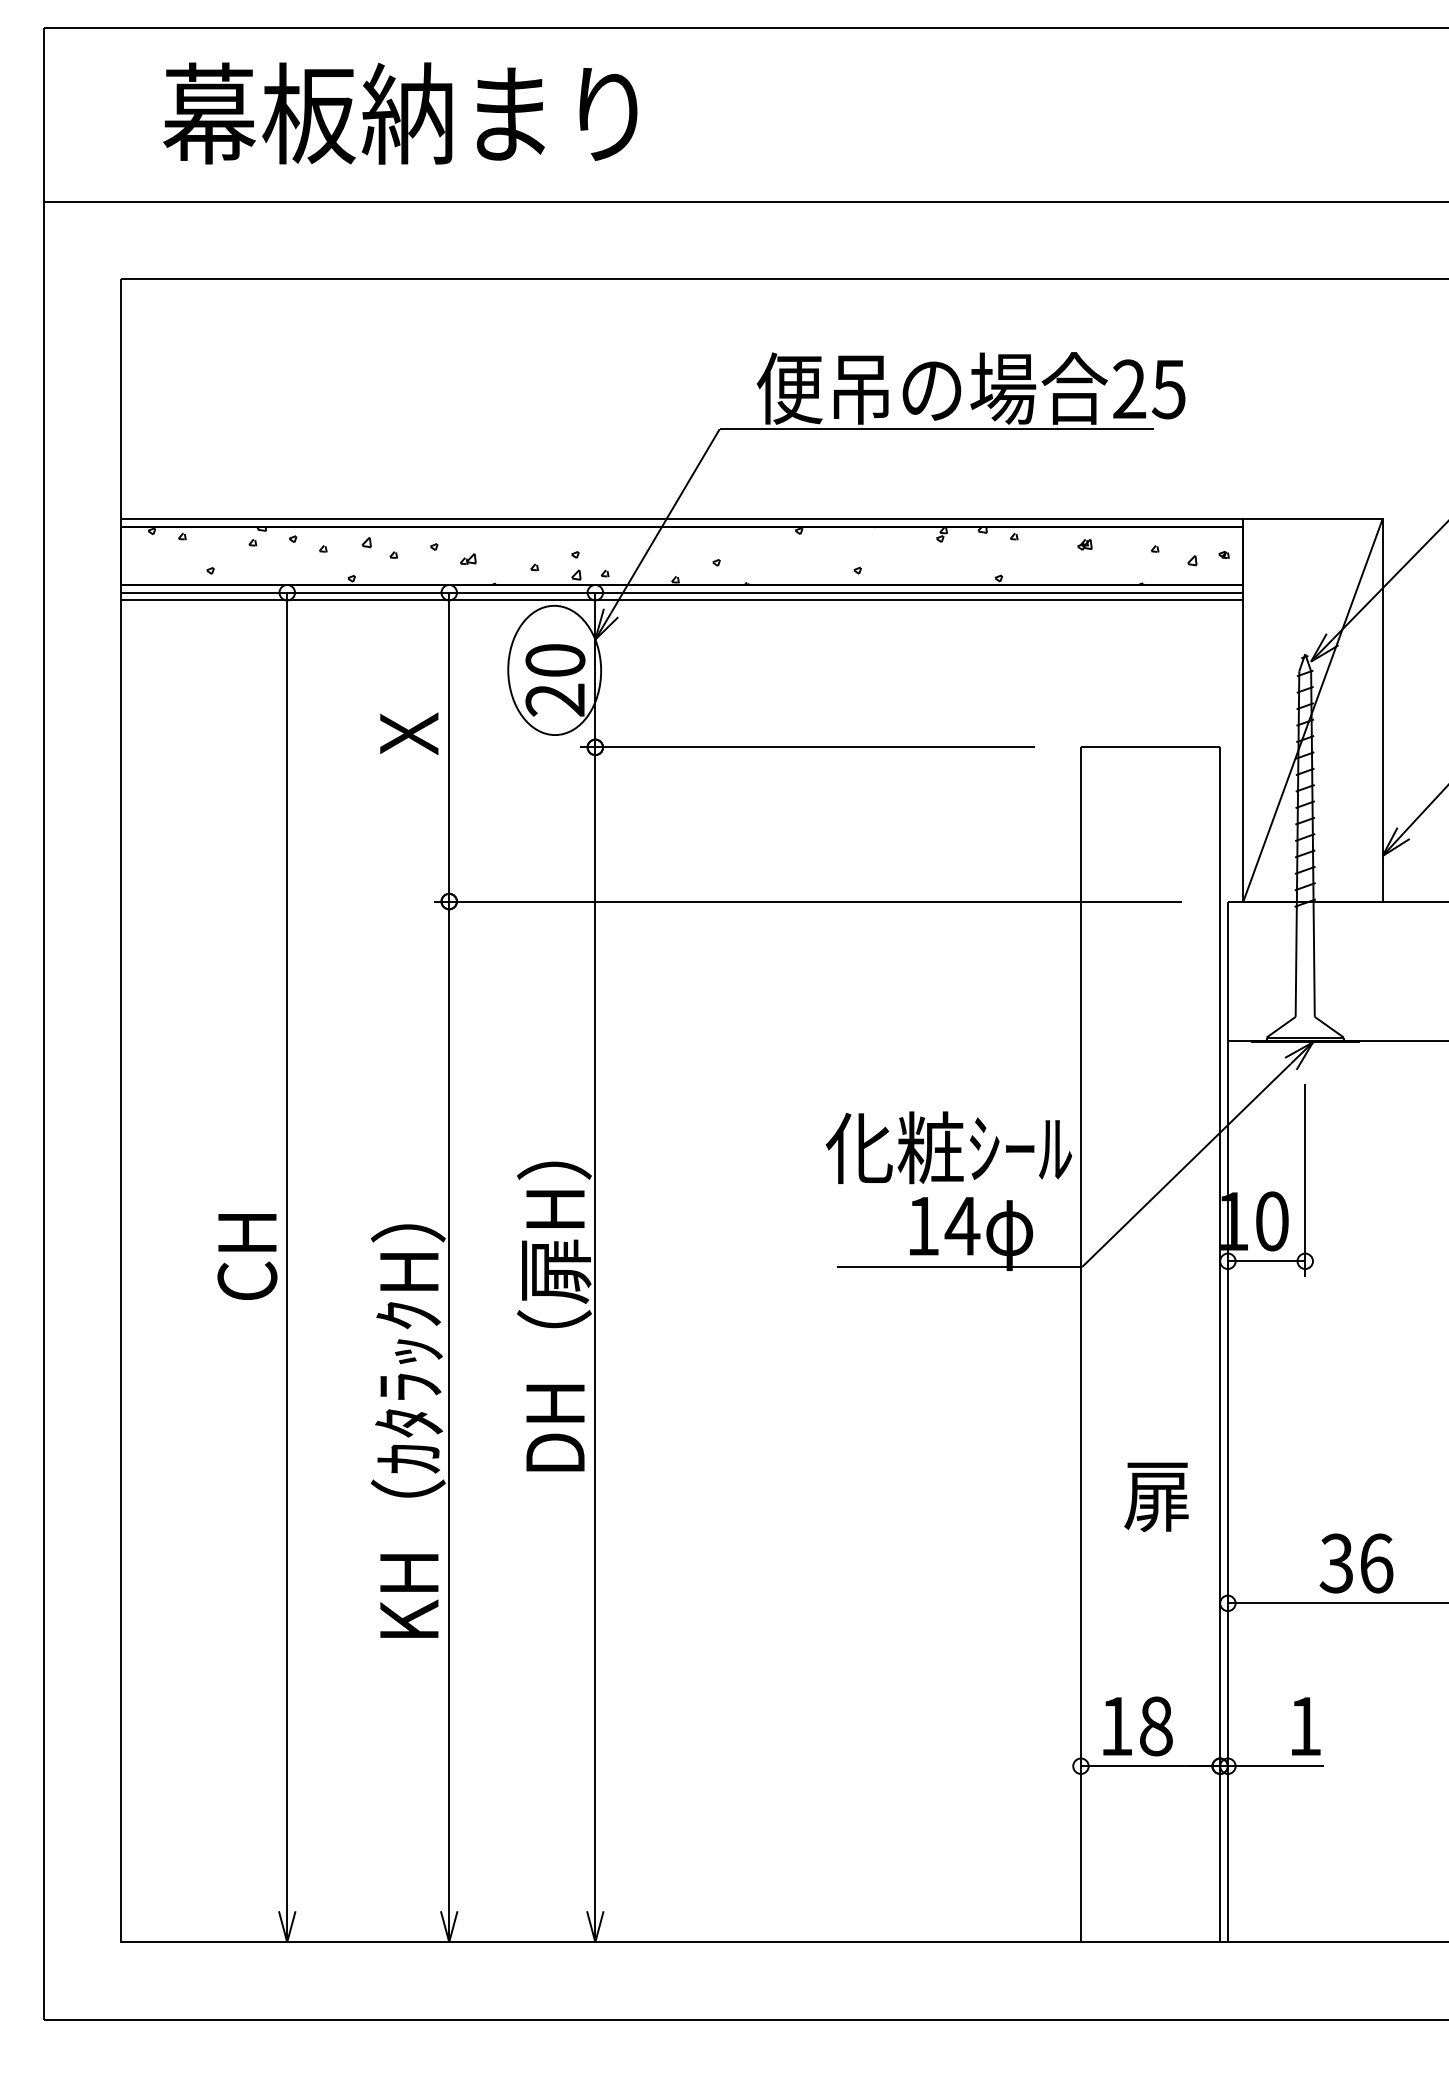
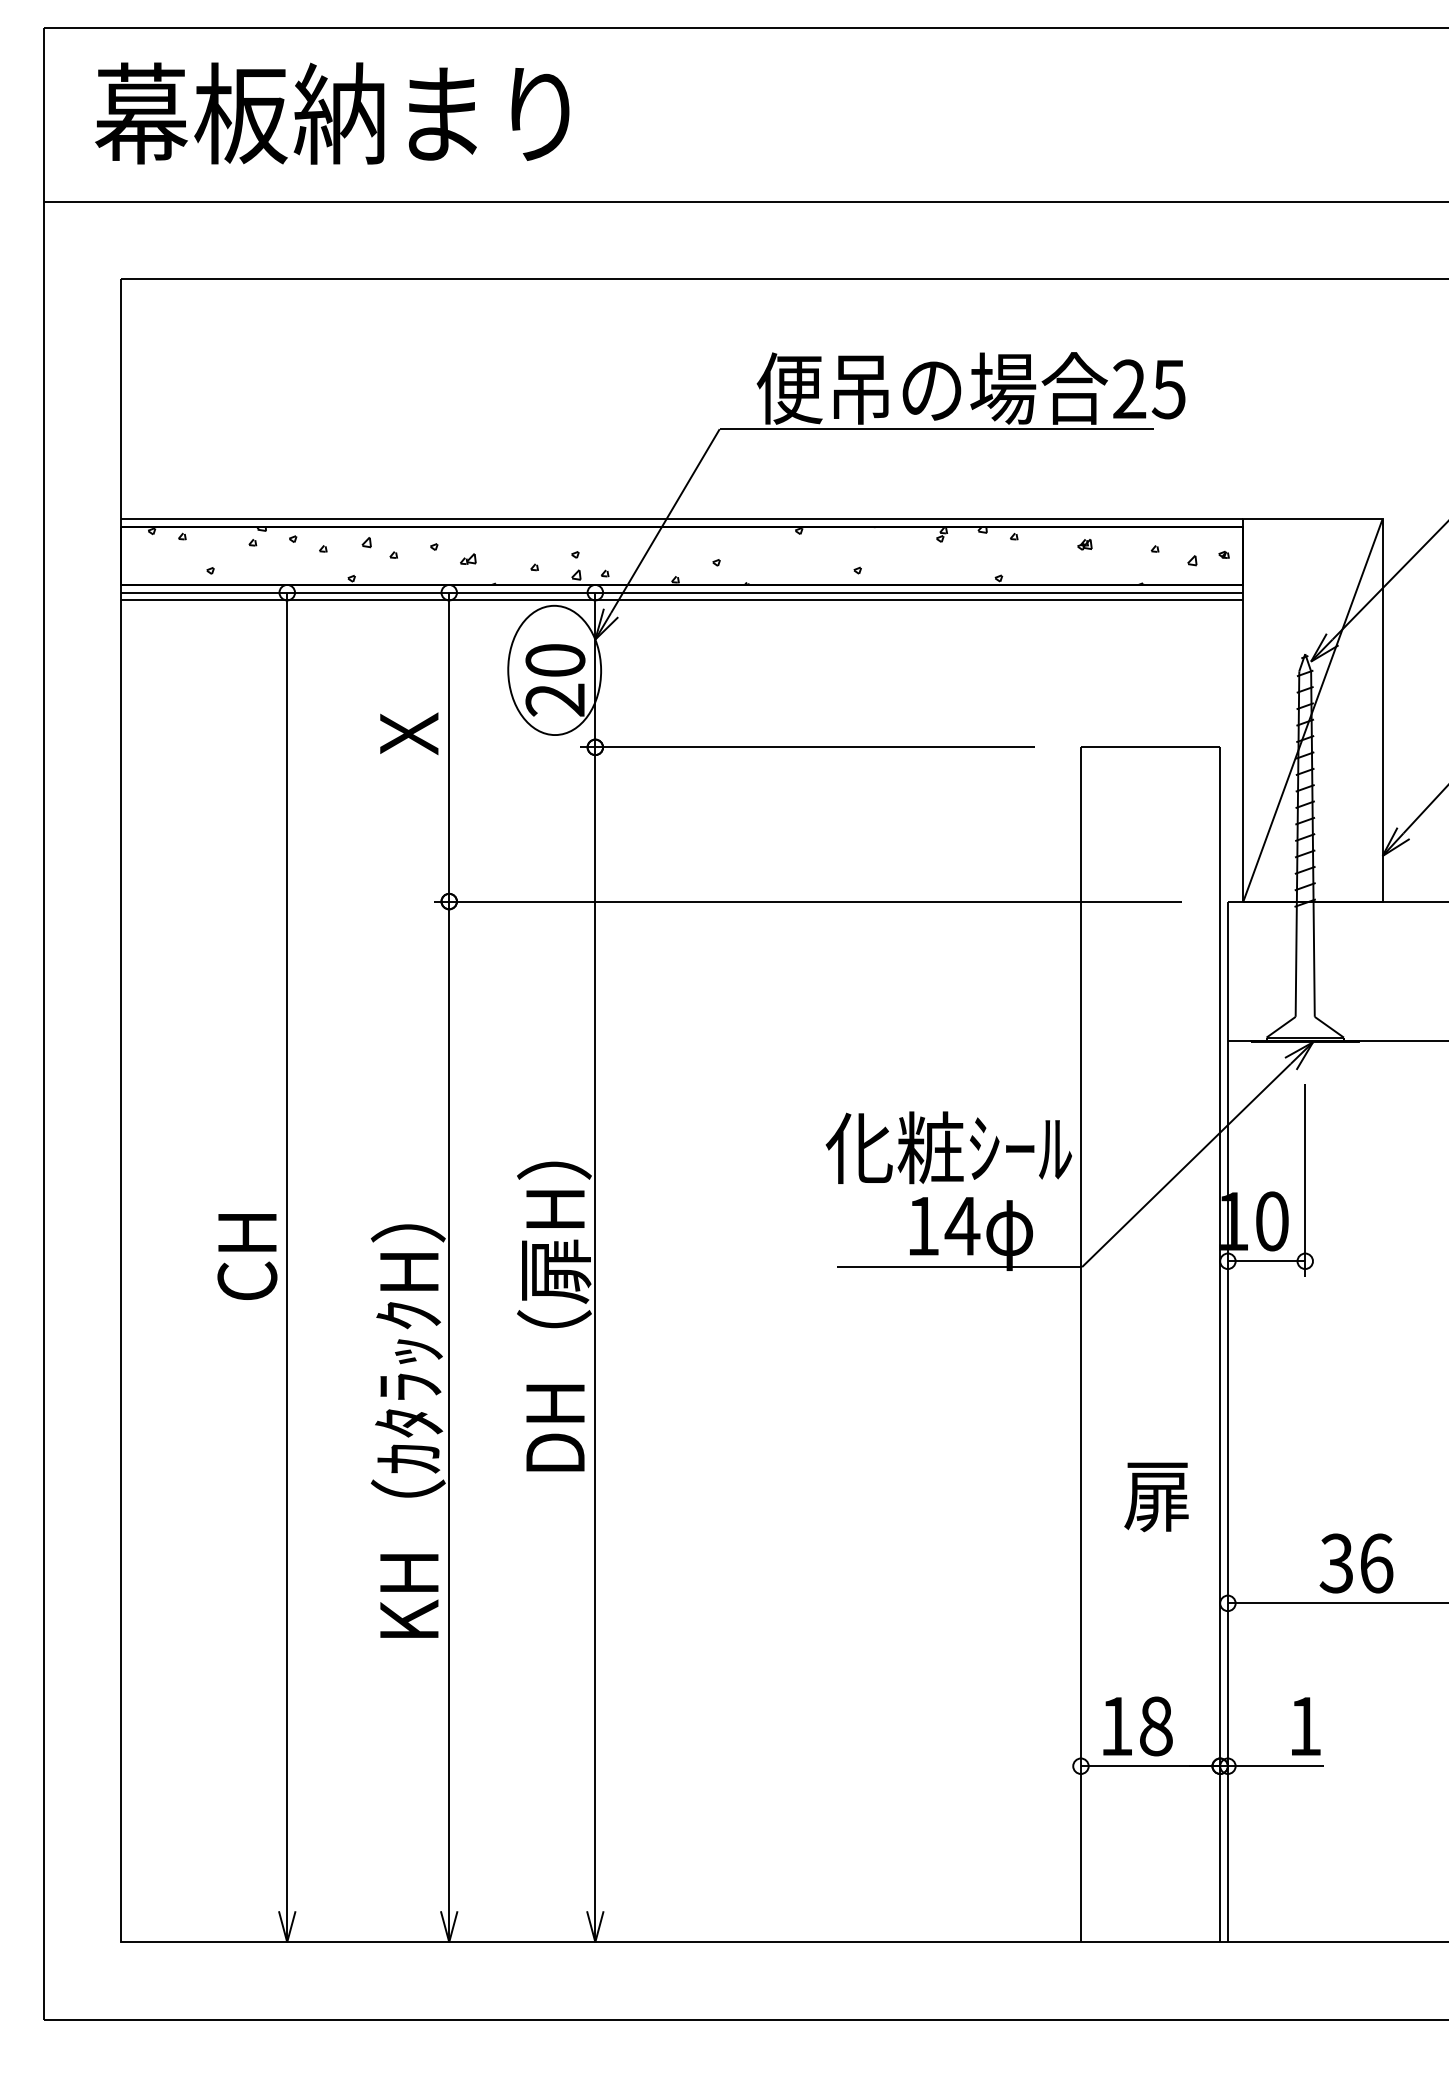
text position: (400, 113) -> (332, 113) (332, 113)
